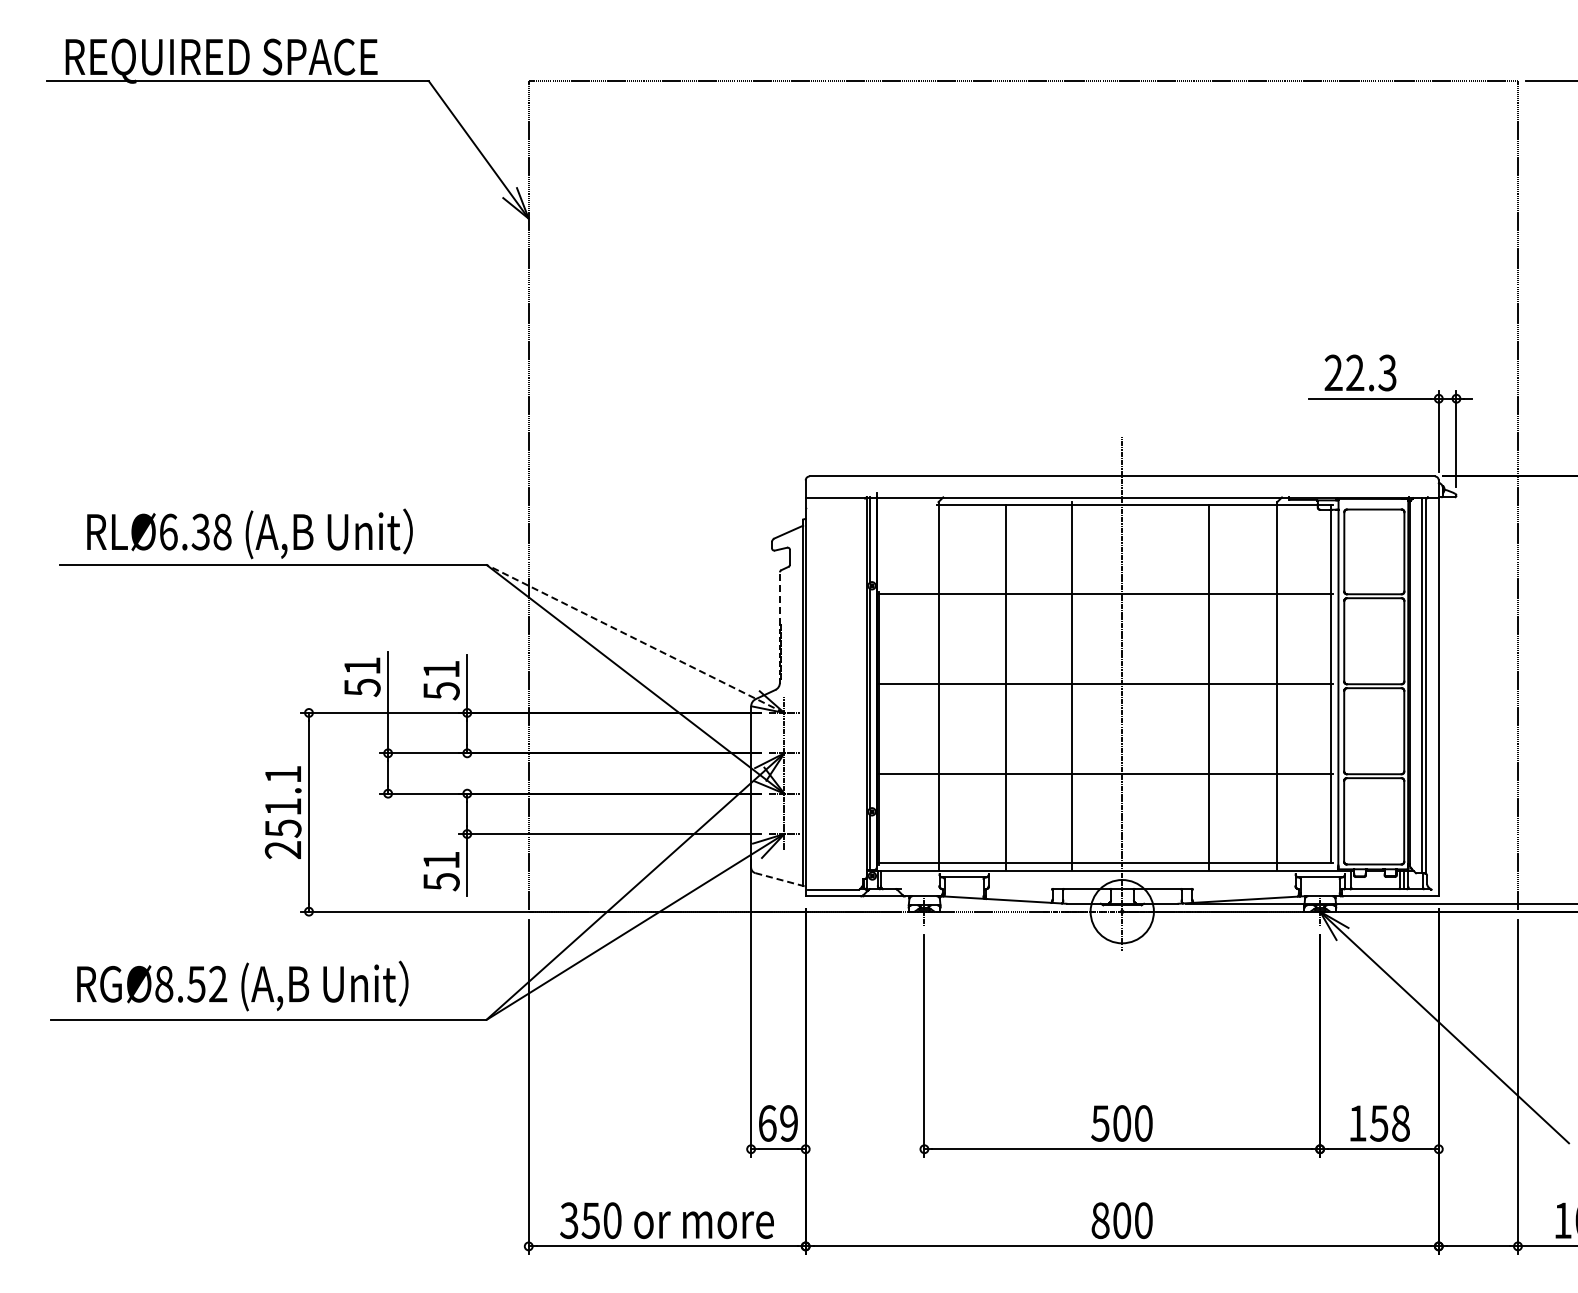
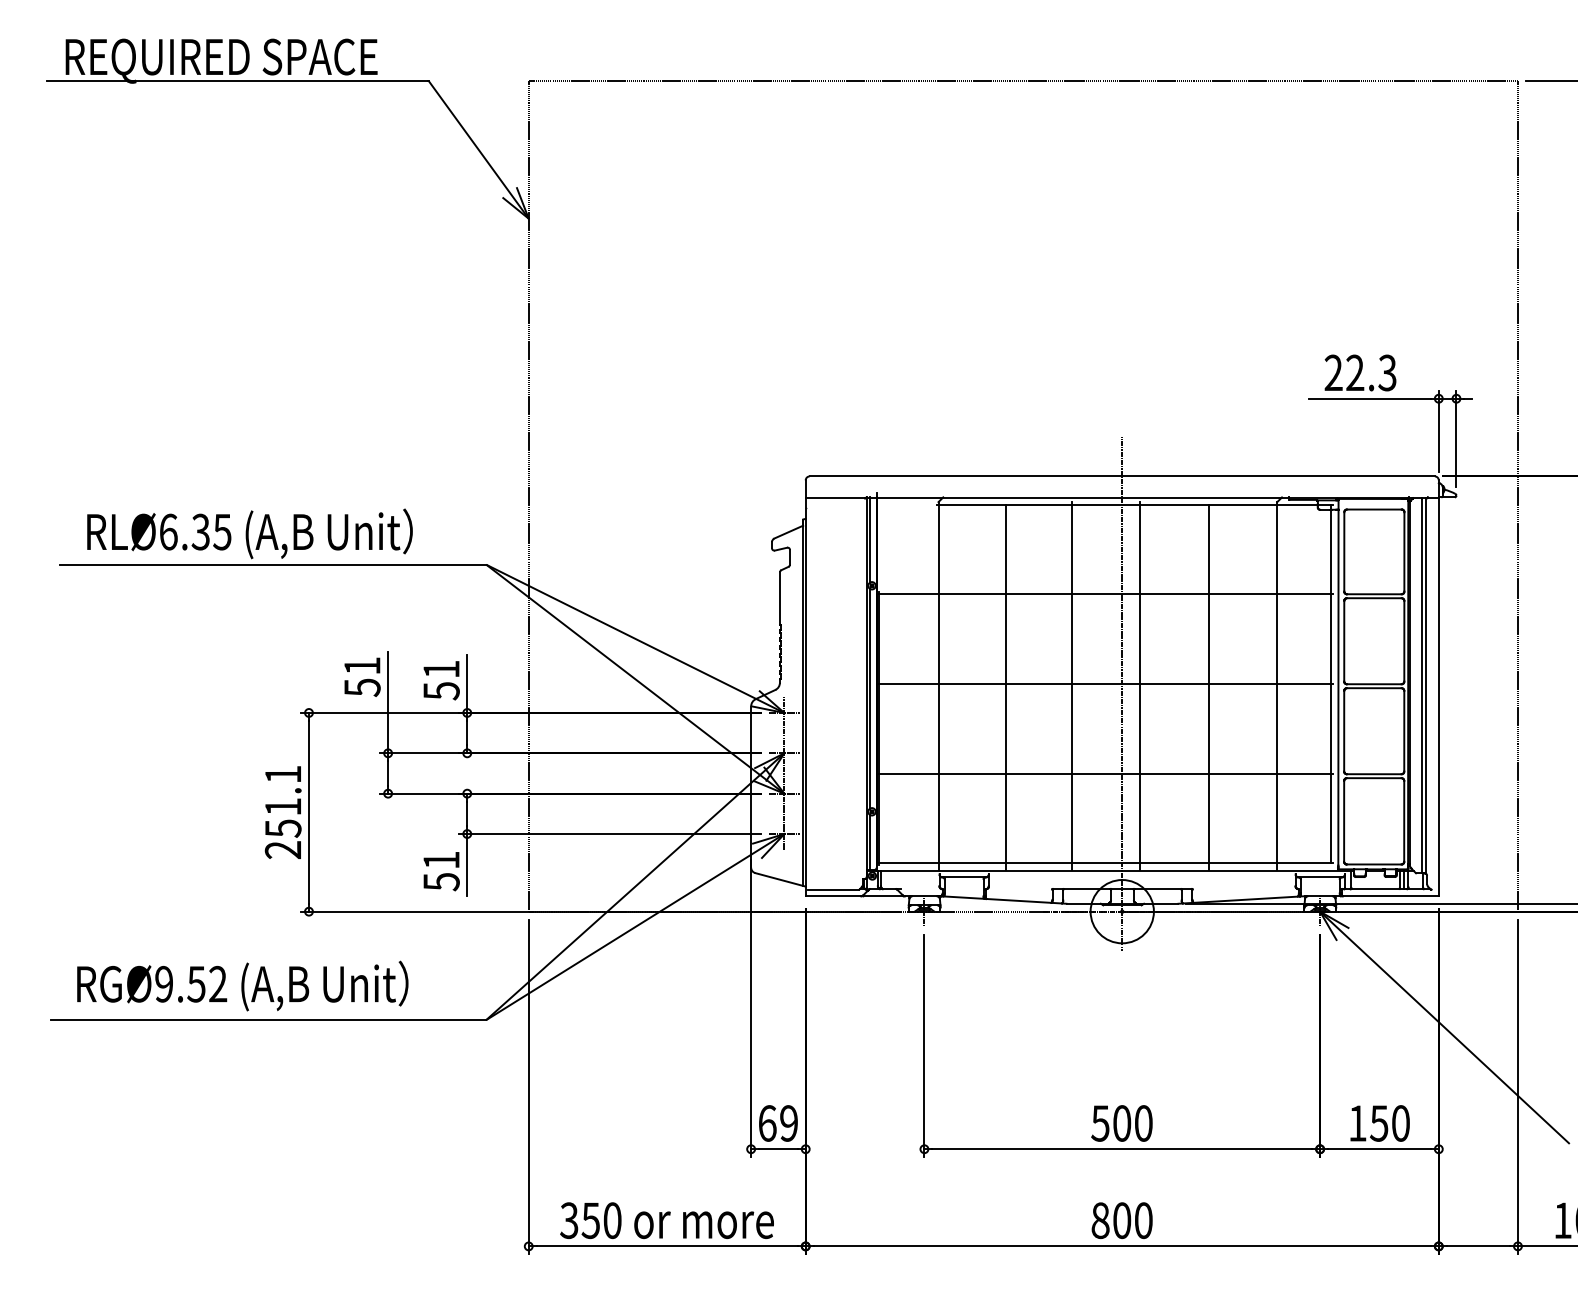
text: RLØ6.38 -> RLØ6.35 (222, 531)
line: dashed -> solid (779, 598)
line: dashed -> solid (634, 638)
line: none -> present (1140, 685)
line: dashed -> solid (781, 879)
text: RGØ8.52 -> RGØ9.52 (164, 983)
text: 158 -> 150 (1400, 1123)
